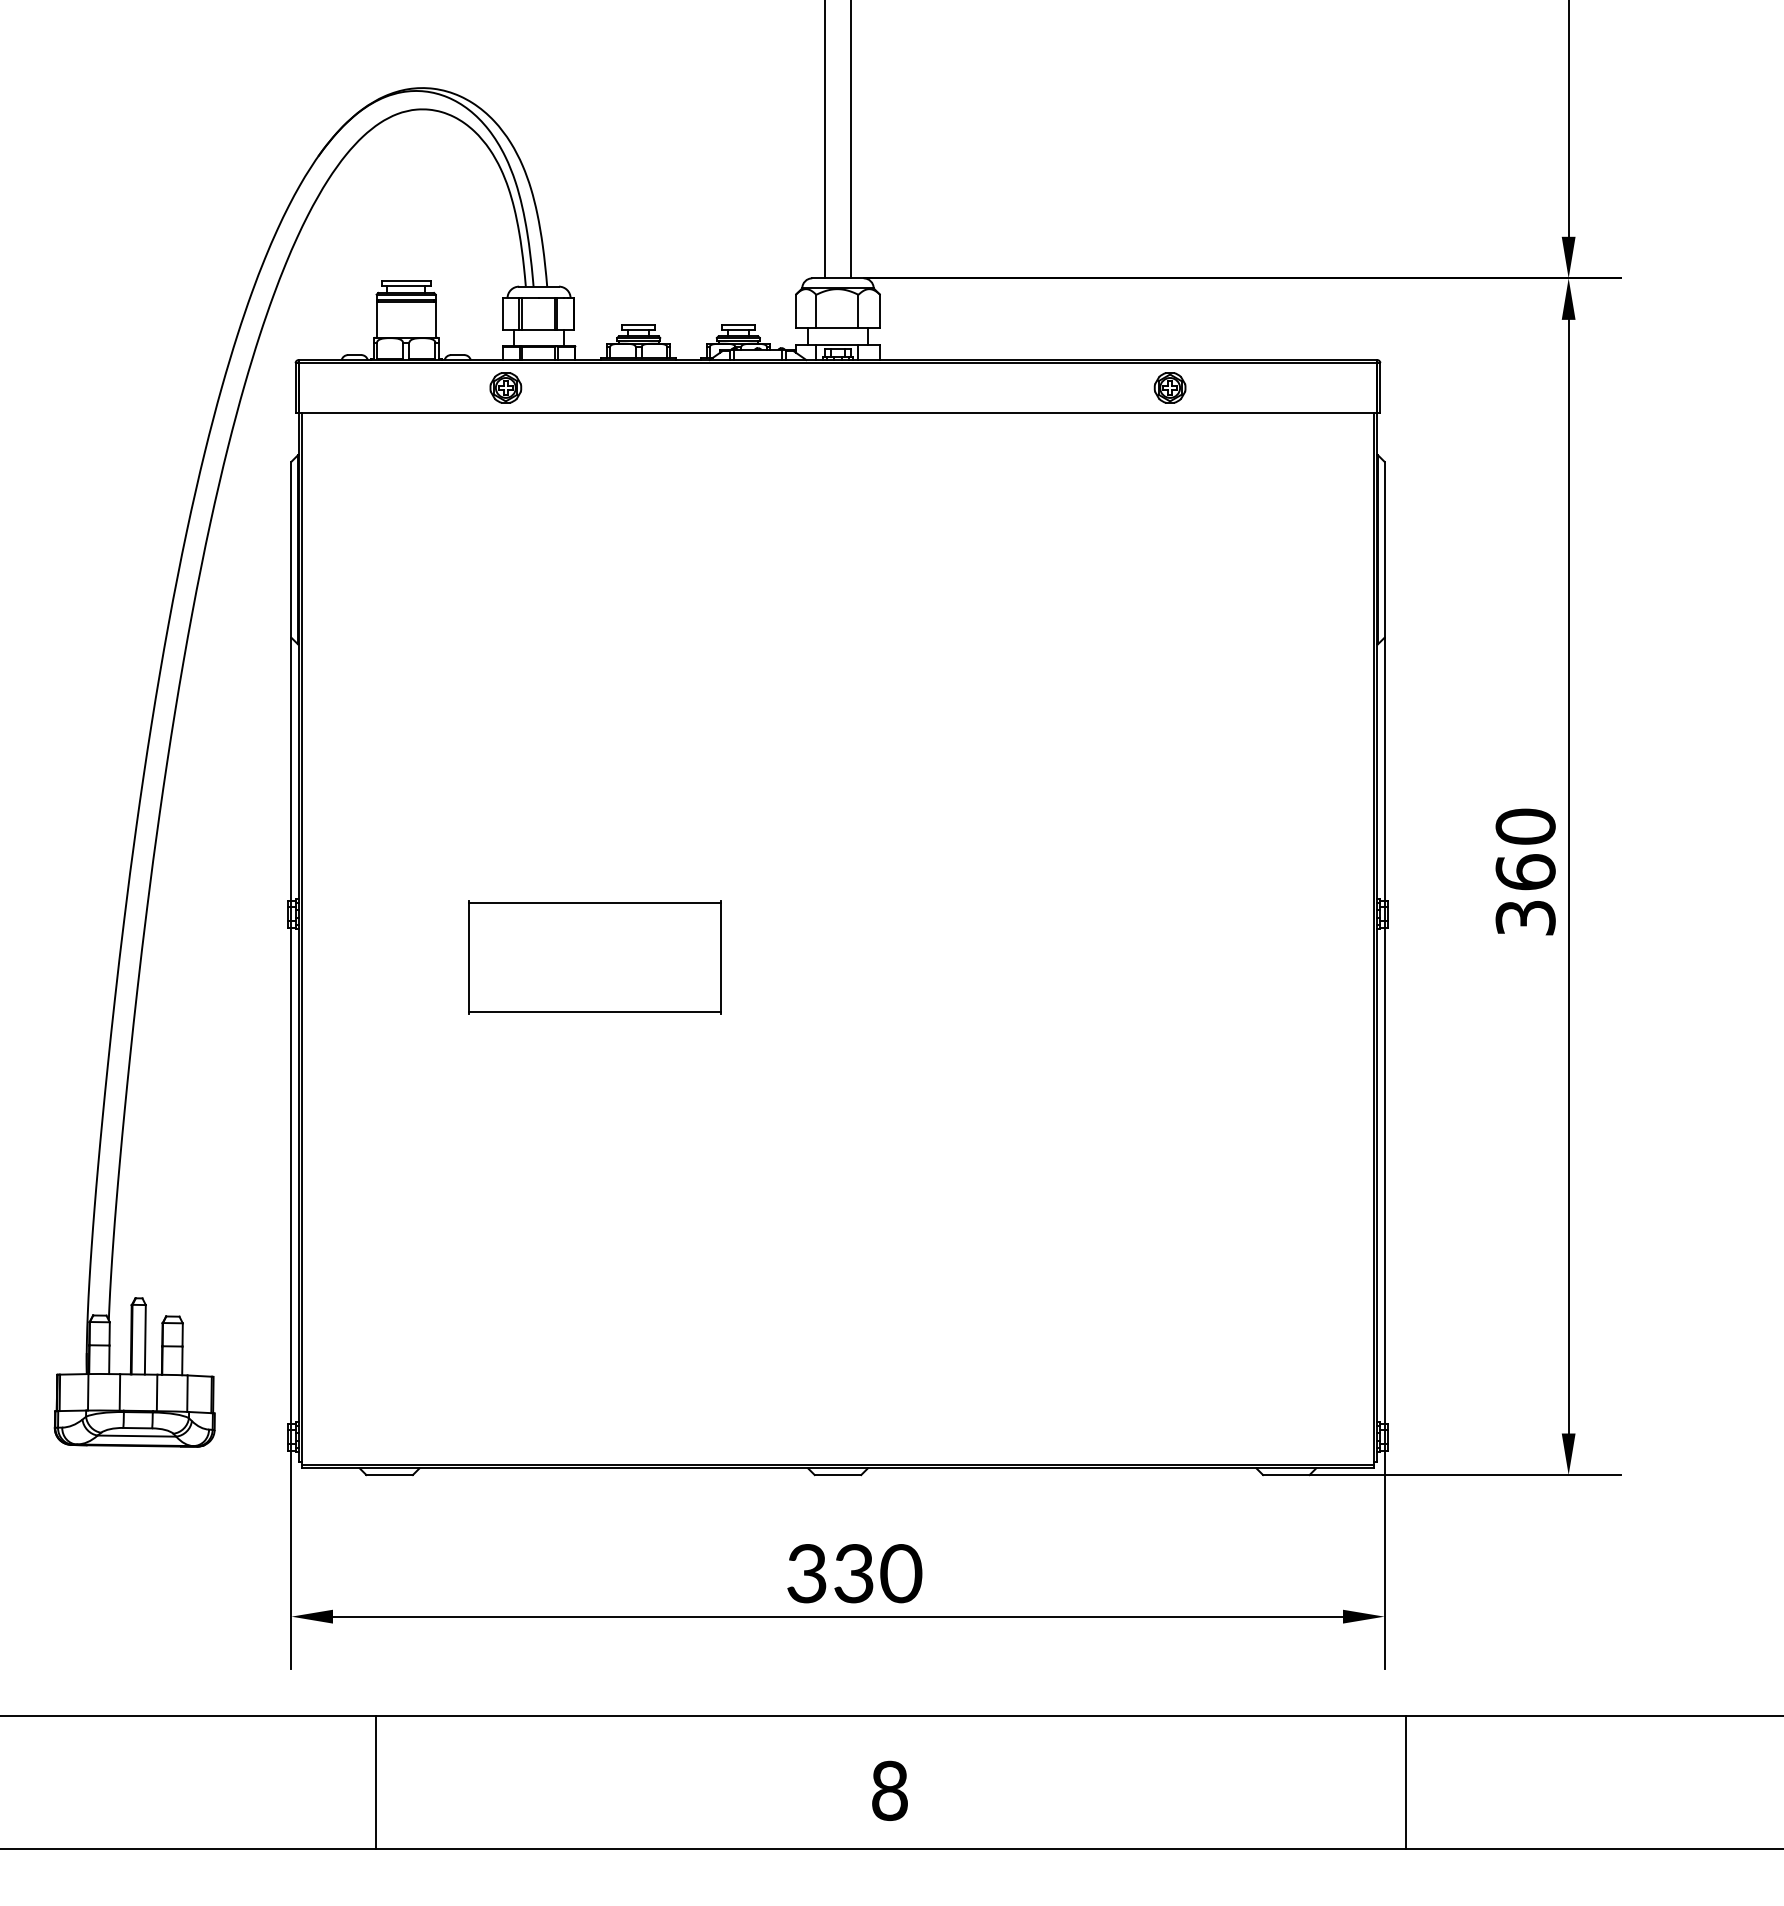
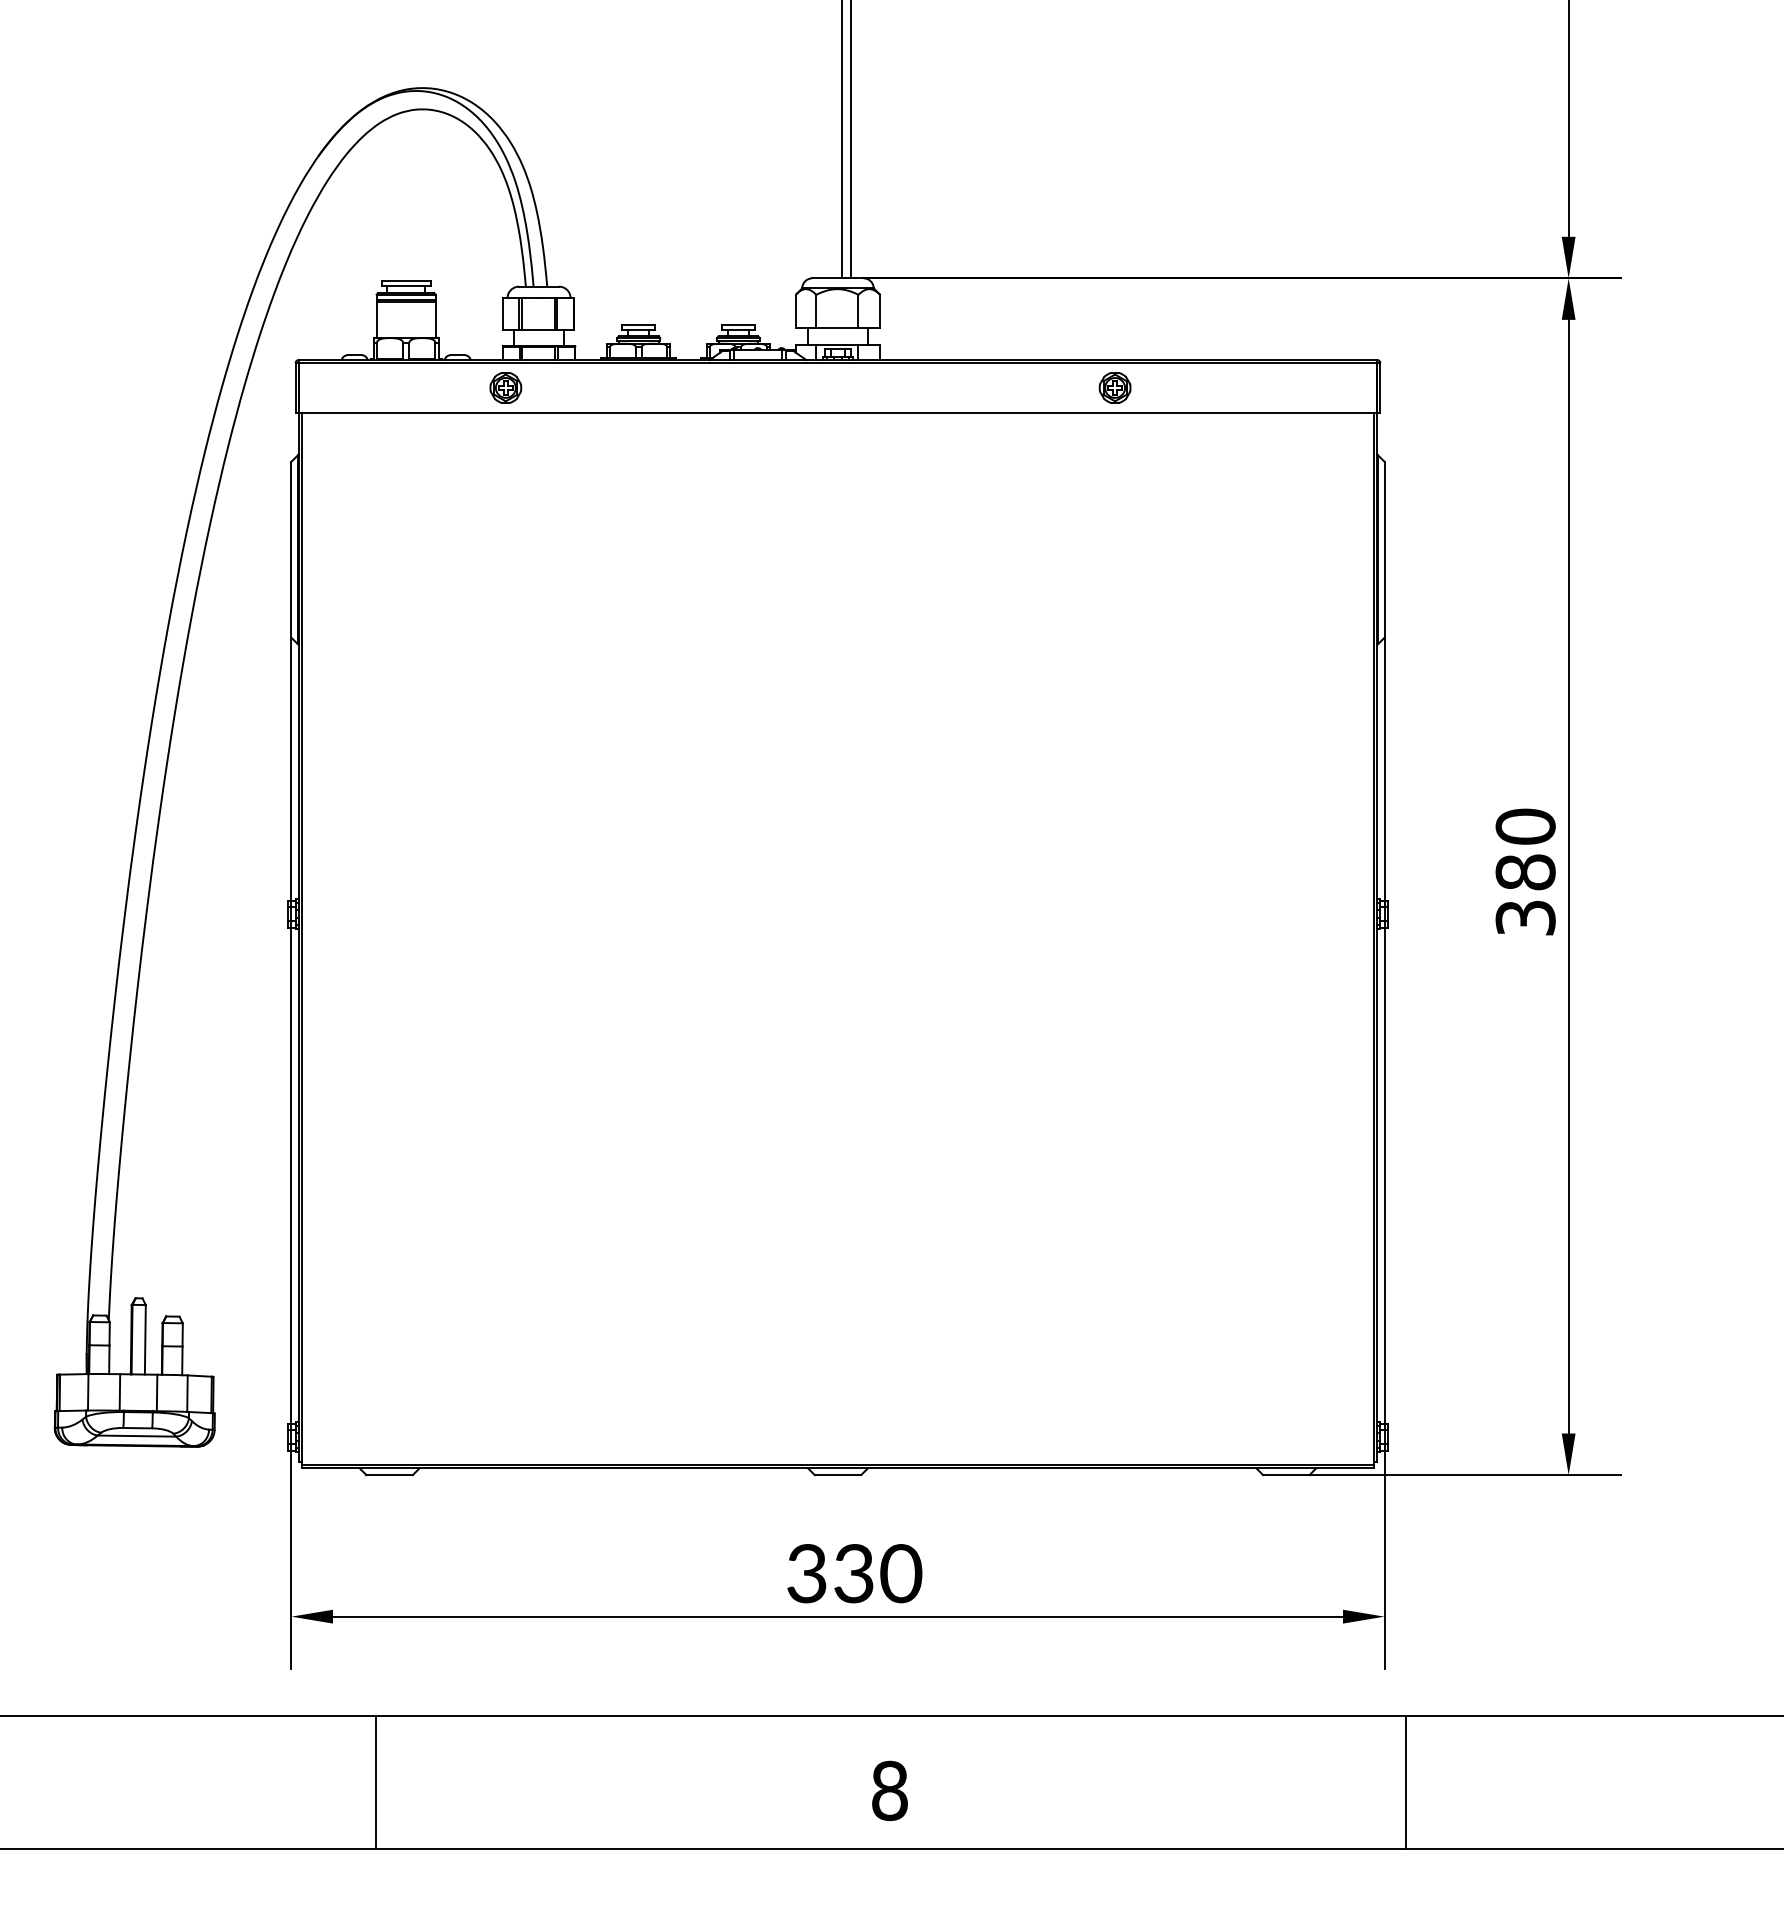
line position: (824, 140) -> (841, 140) (841, 140)
part position: (1169, 387) -> (1114, 387) (1114, 387)
text: 360 -> 380 (1525, 872)
part: present -> none (594, 957)
